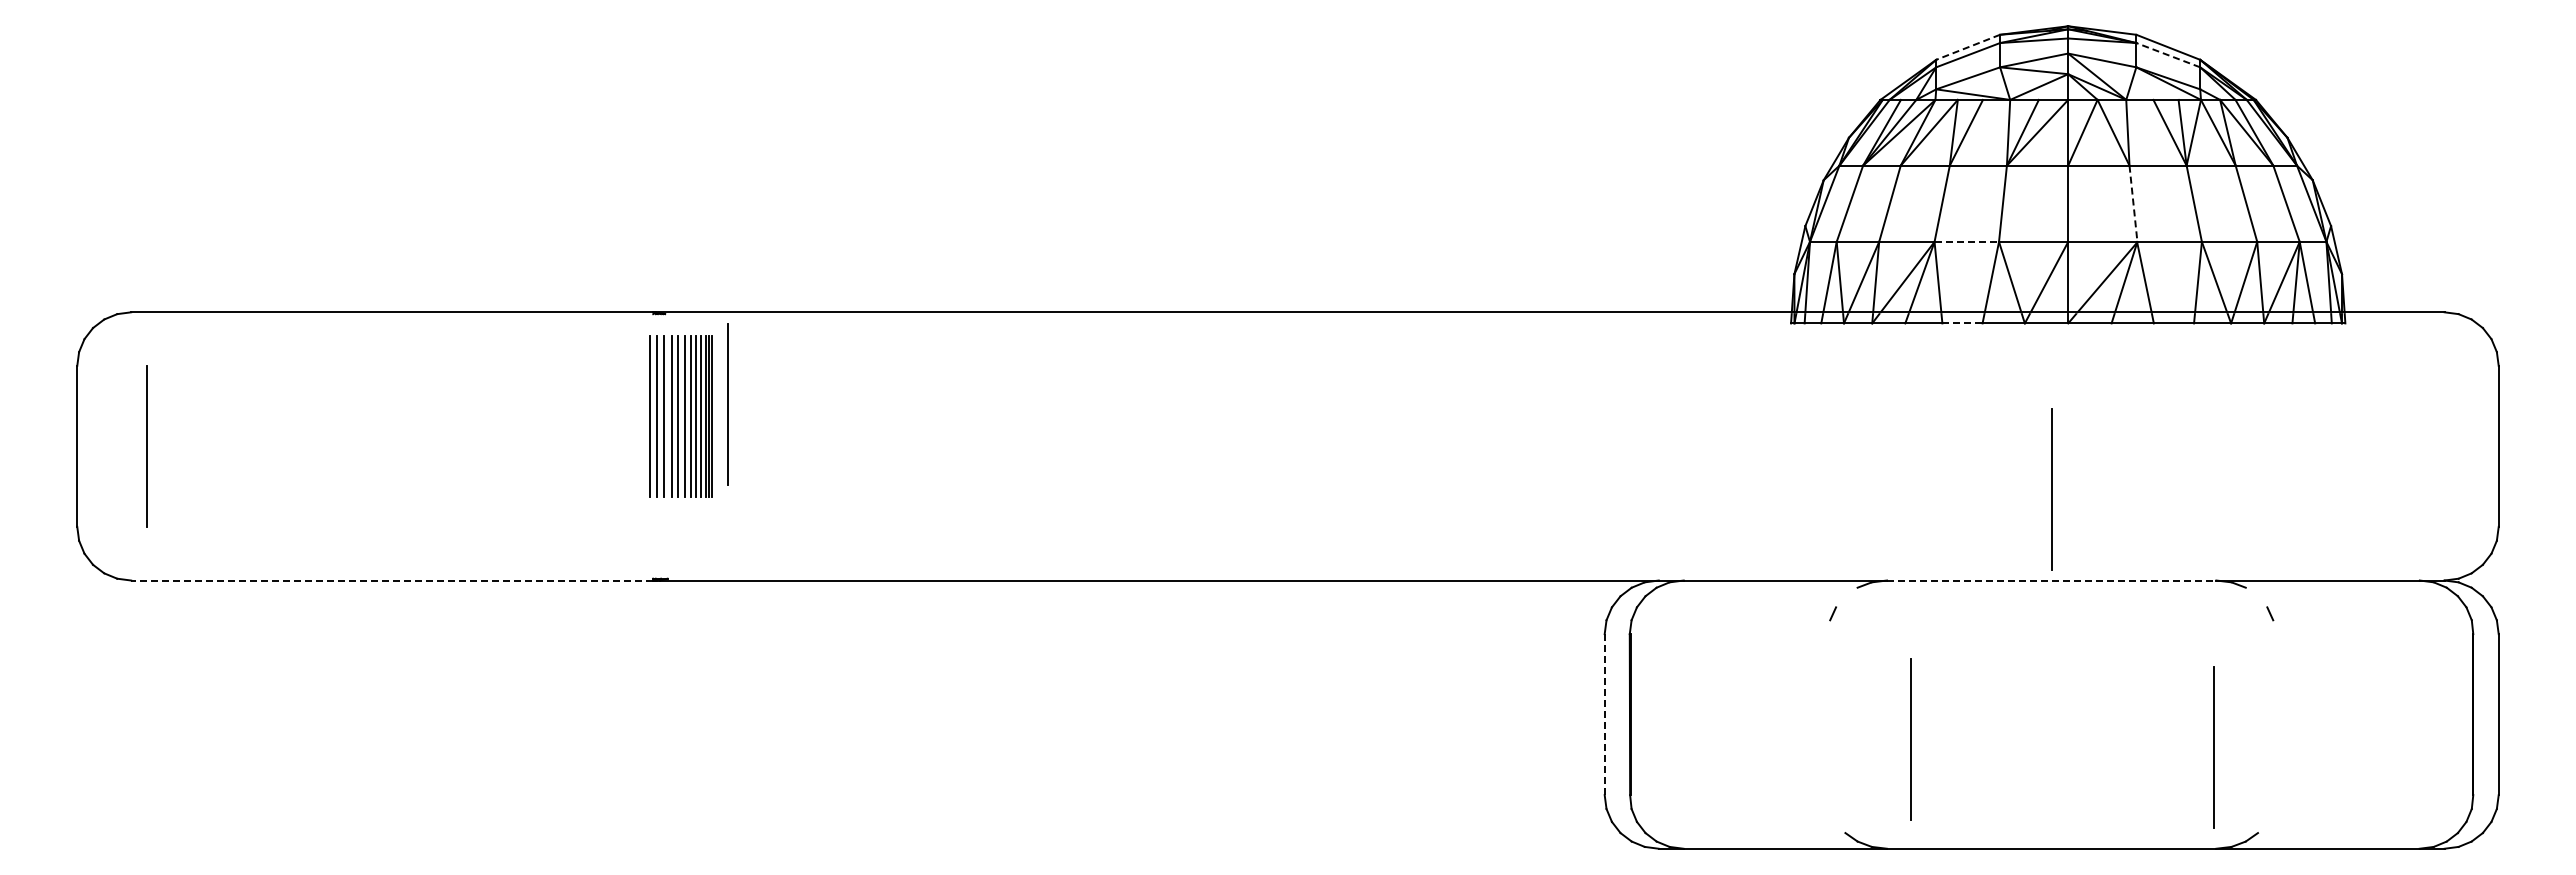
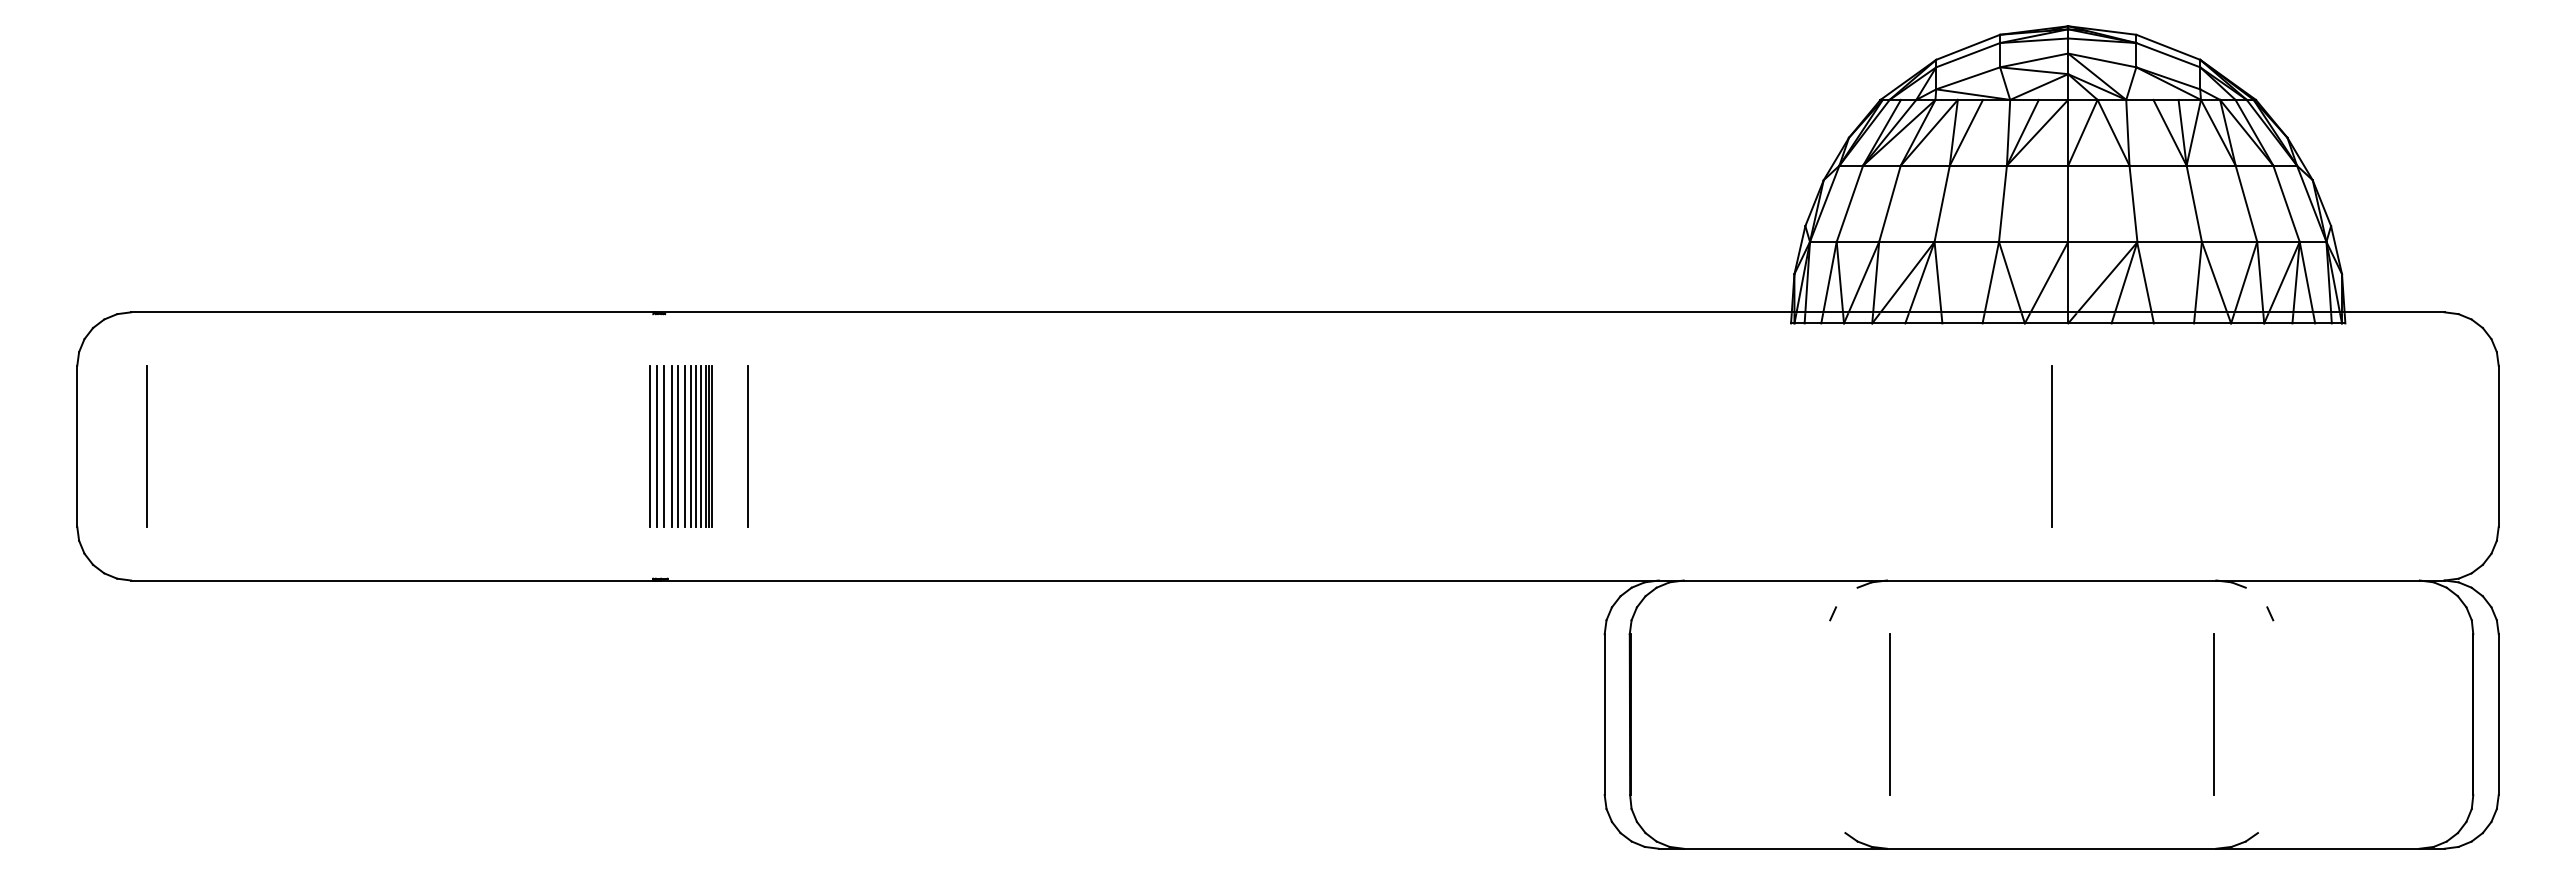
line: dashed -> solid (1967, 47)
line: dashed -> solid (2167, 55)
line: dashed -> solid (2133, 204)
line: dashed -> solid (1967, 241)
line: dashed -> solid (1962, 323)
line position: (727, 404) -> (747, 446) (747, 446)
part position: (680, 416) -> (680, 446) (680, 446)
line position: (2051, 489) -> (2051, 446) (2051, 446)
line: dashed -> solid (391, 580)
line: dashed -> solid (2051, 580)
line: dashed -> solid (1604, 714)
line position: (1910, 739) -> (1889, 714) (1889, 714)
line position: (2213, 747) -> (2213, 714) (2213, 714)
